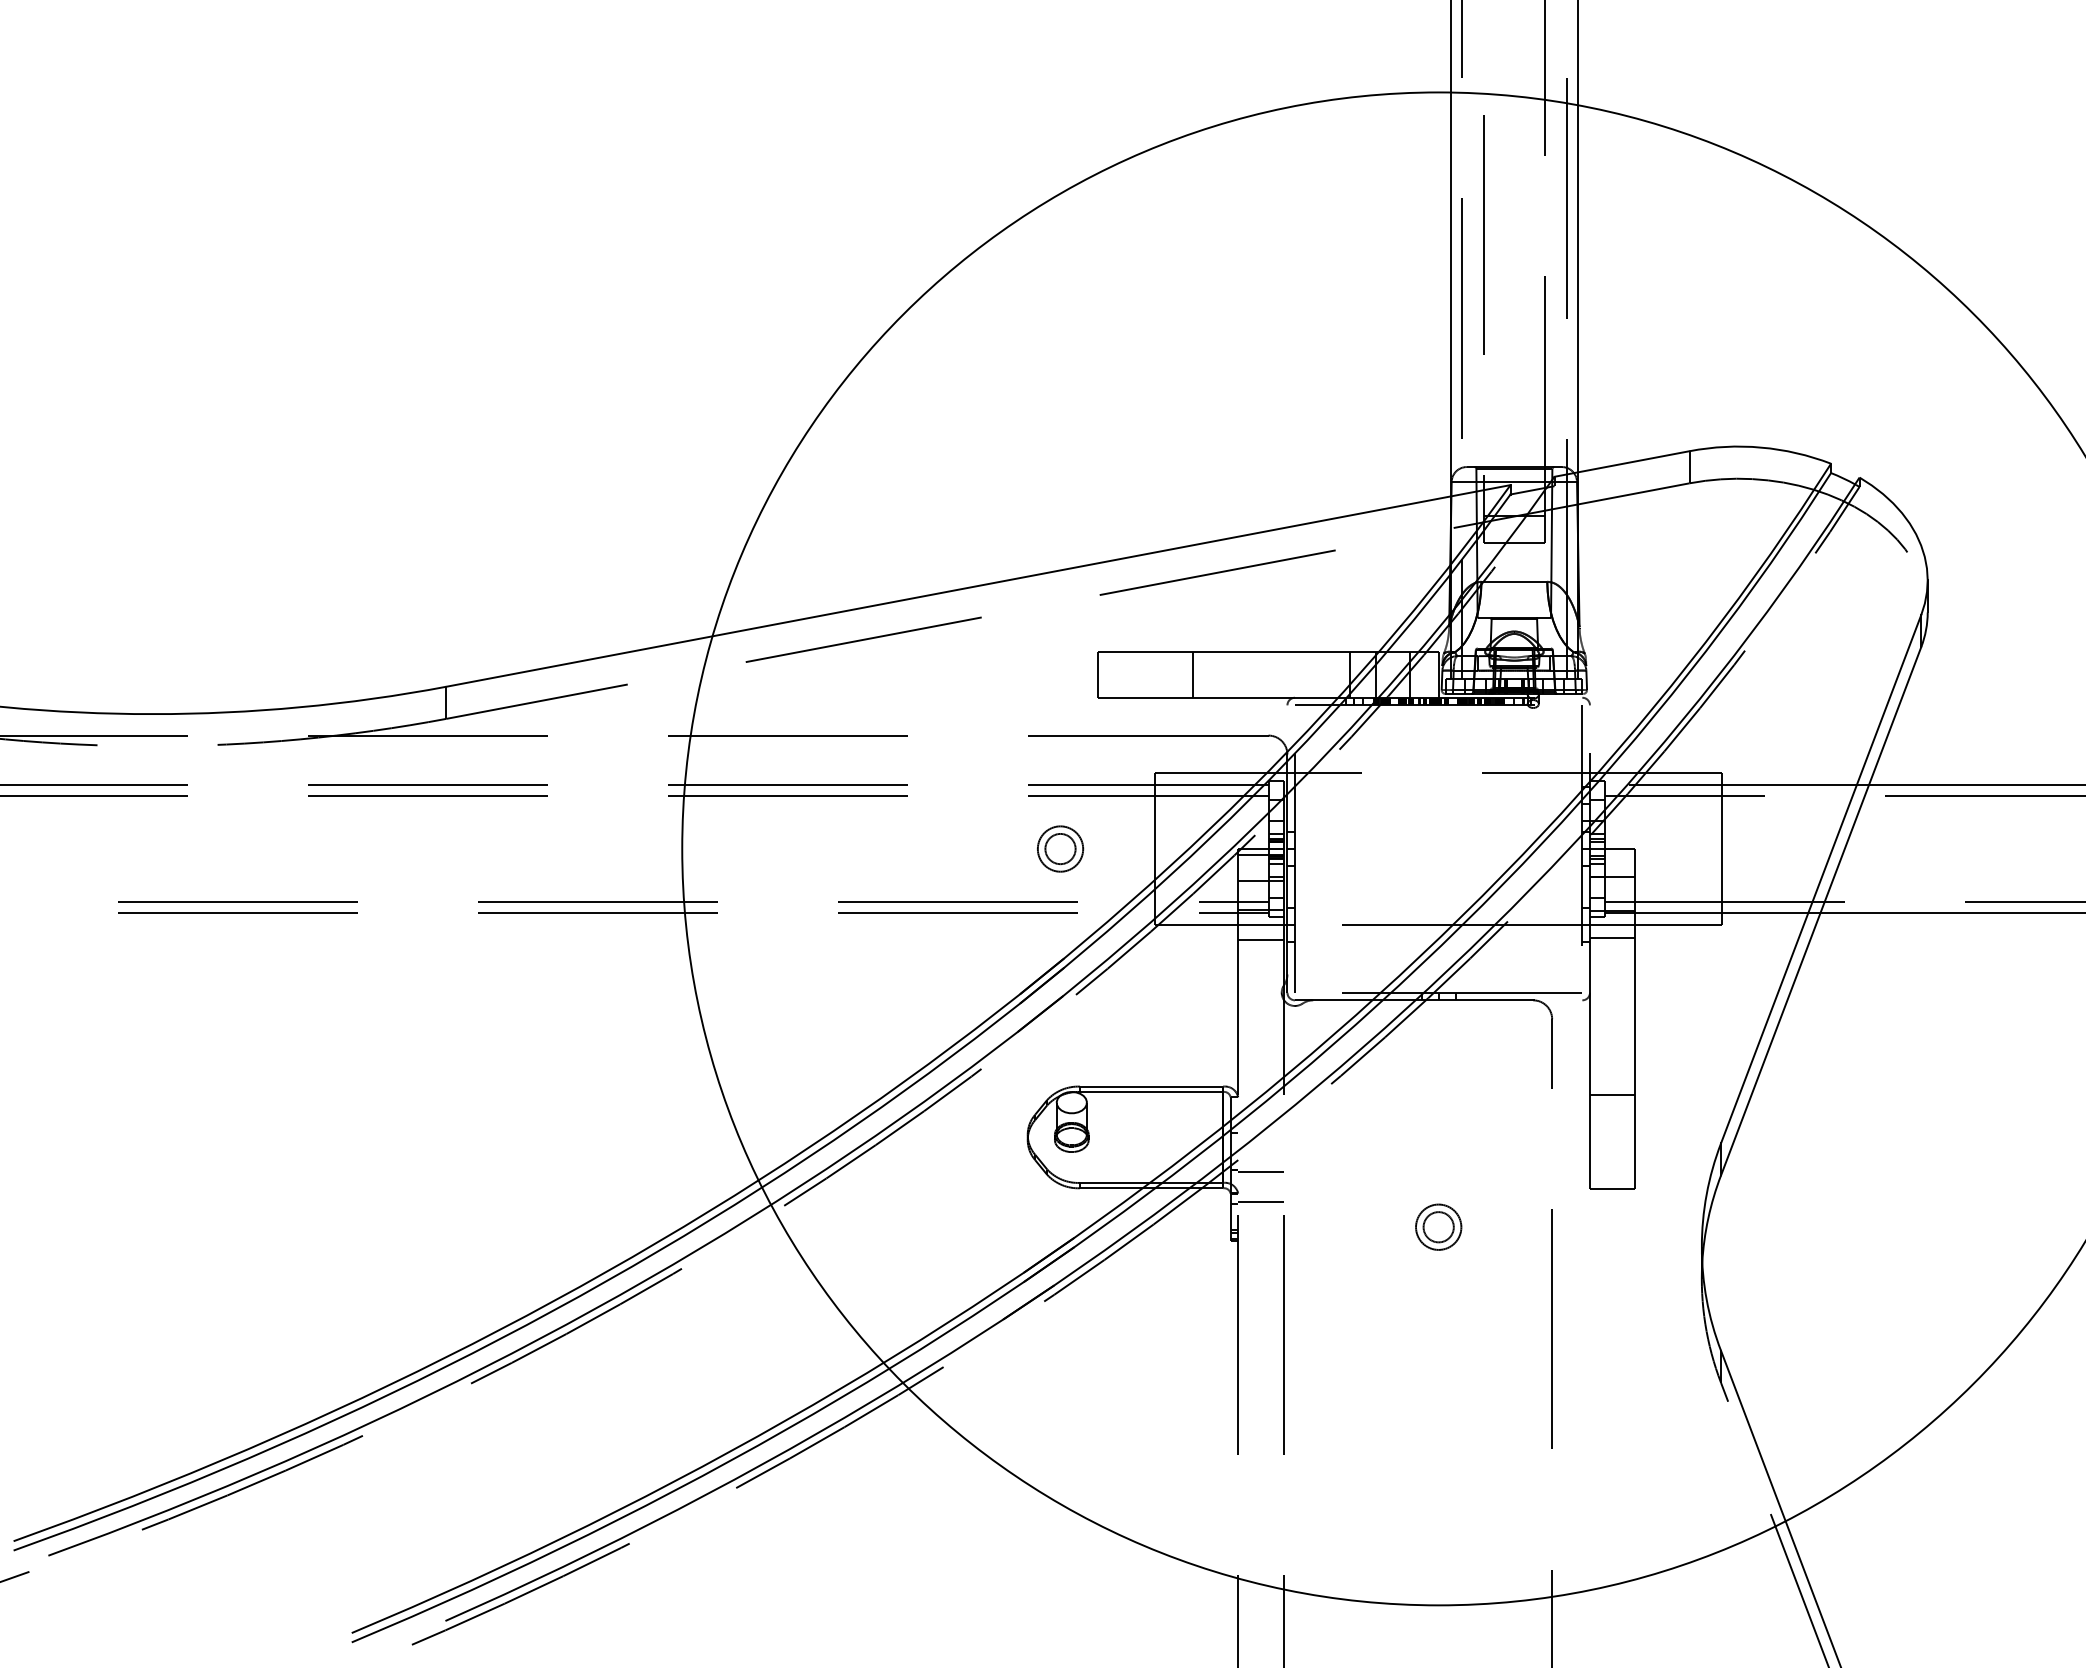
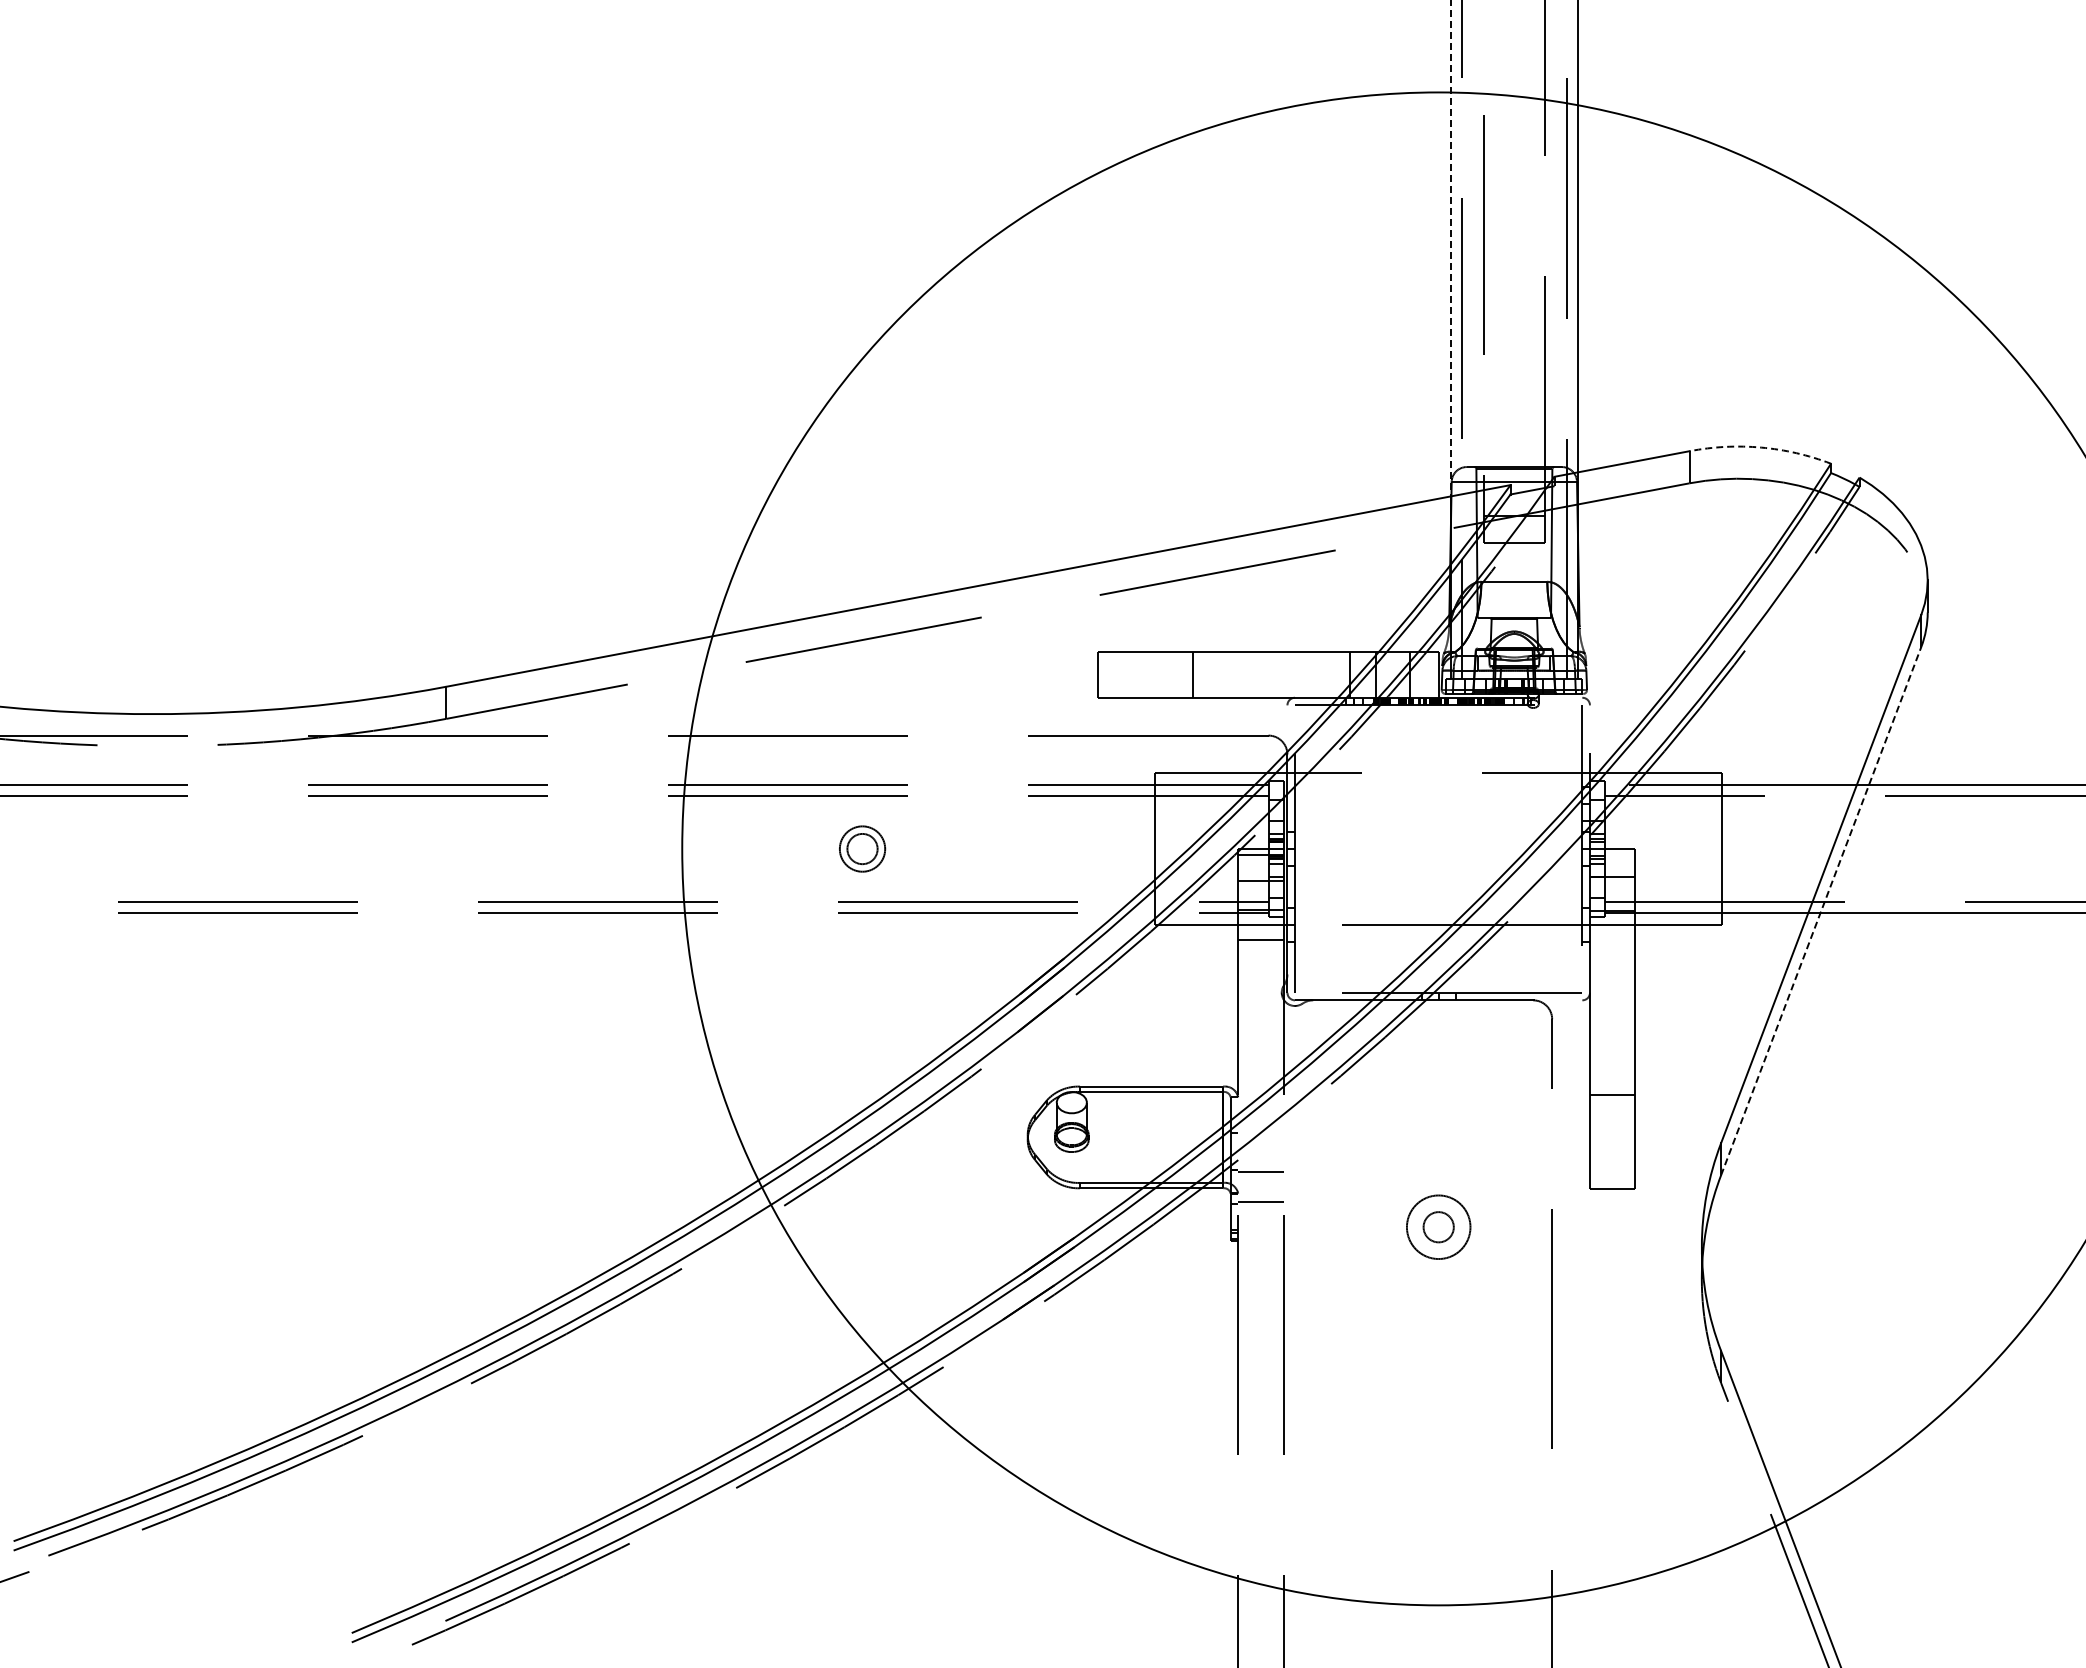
line: solid -> dashed (1450, 248)
arc: solid -> dashed (1761, 447)
part position: (1060, 848) -> (862, 848) (862, 848)
line: solid -> dashed (1821, 910)
line: present -> none (1612, 937)
circle diameter: 45 px -> 64 px (1438, 1227)
